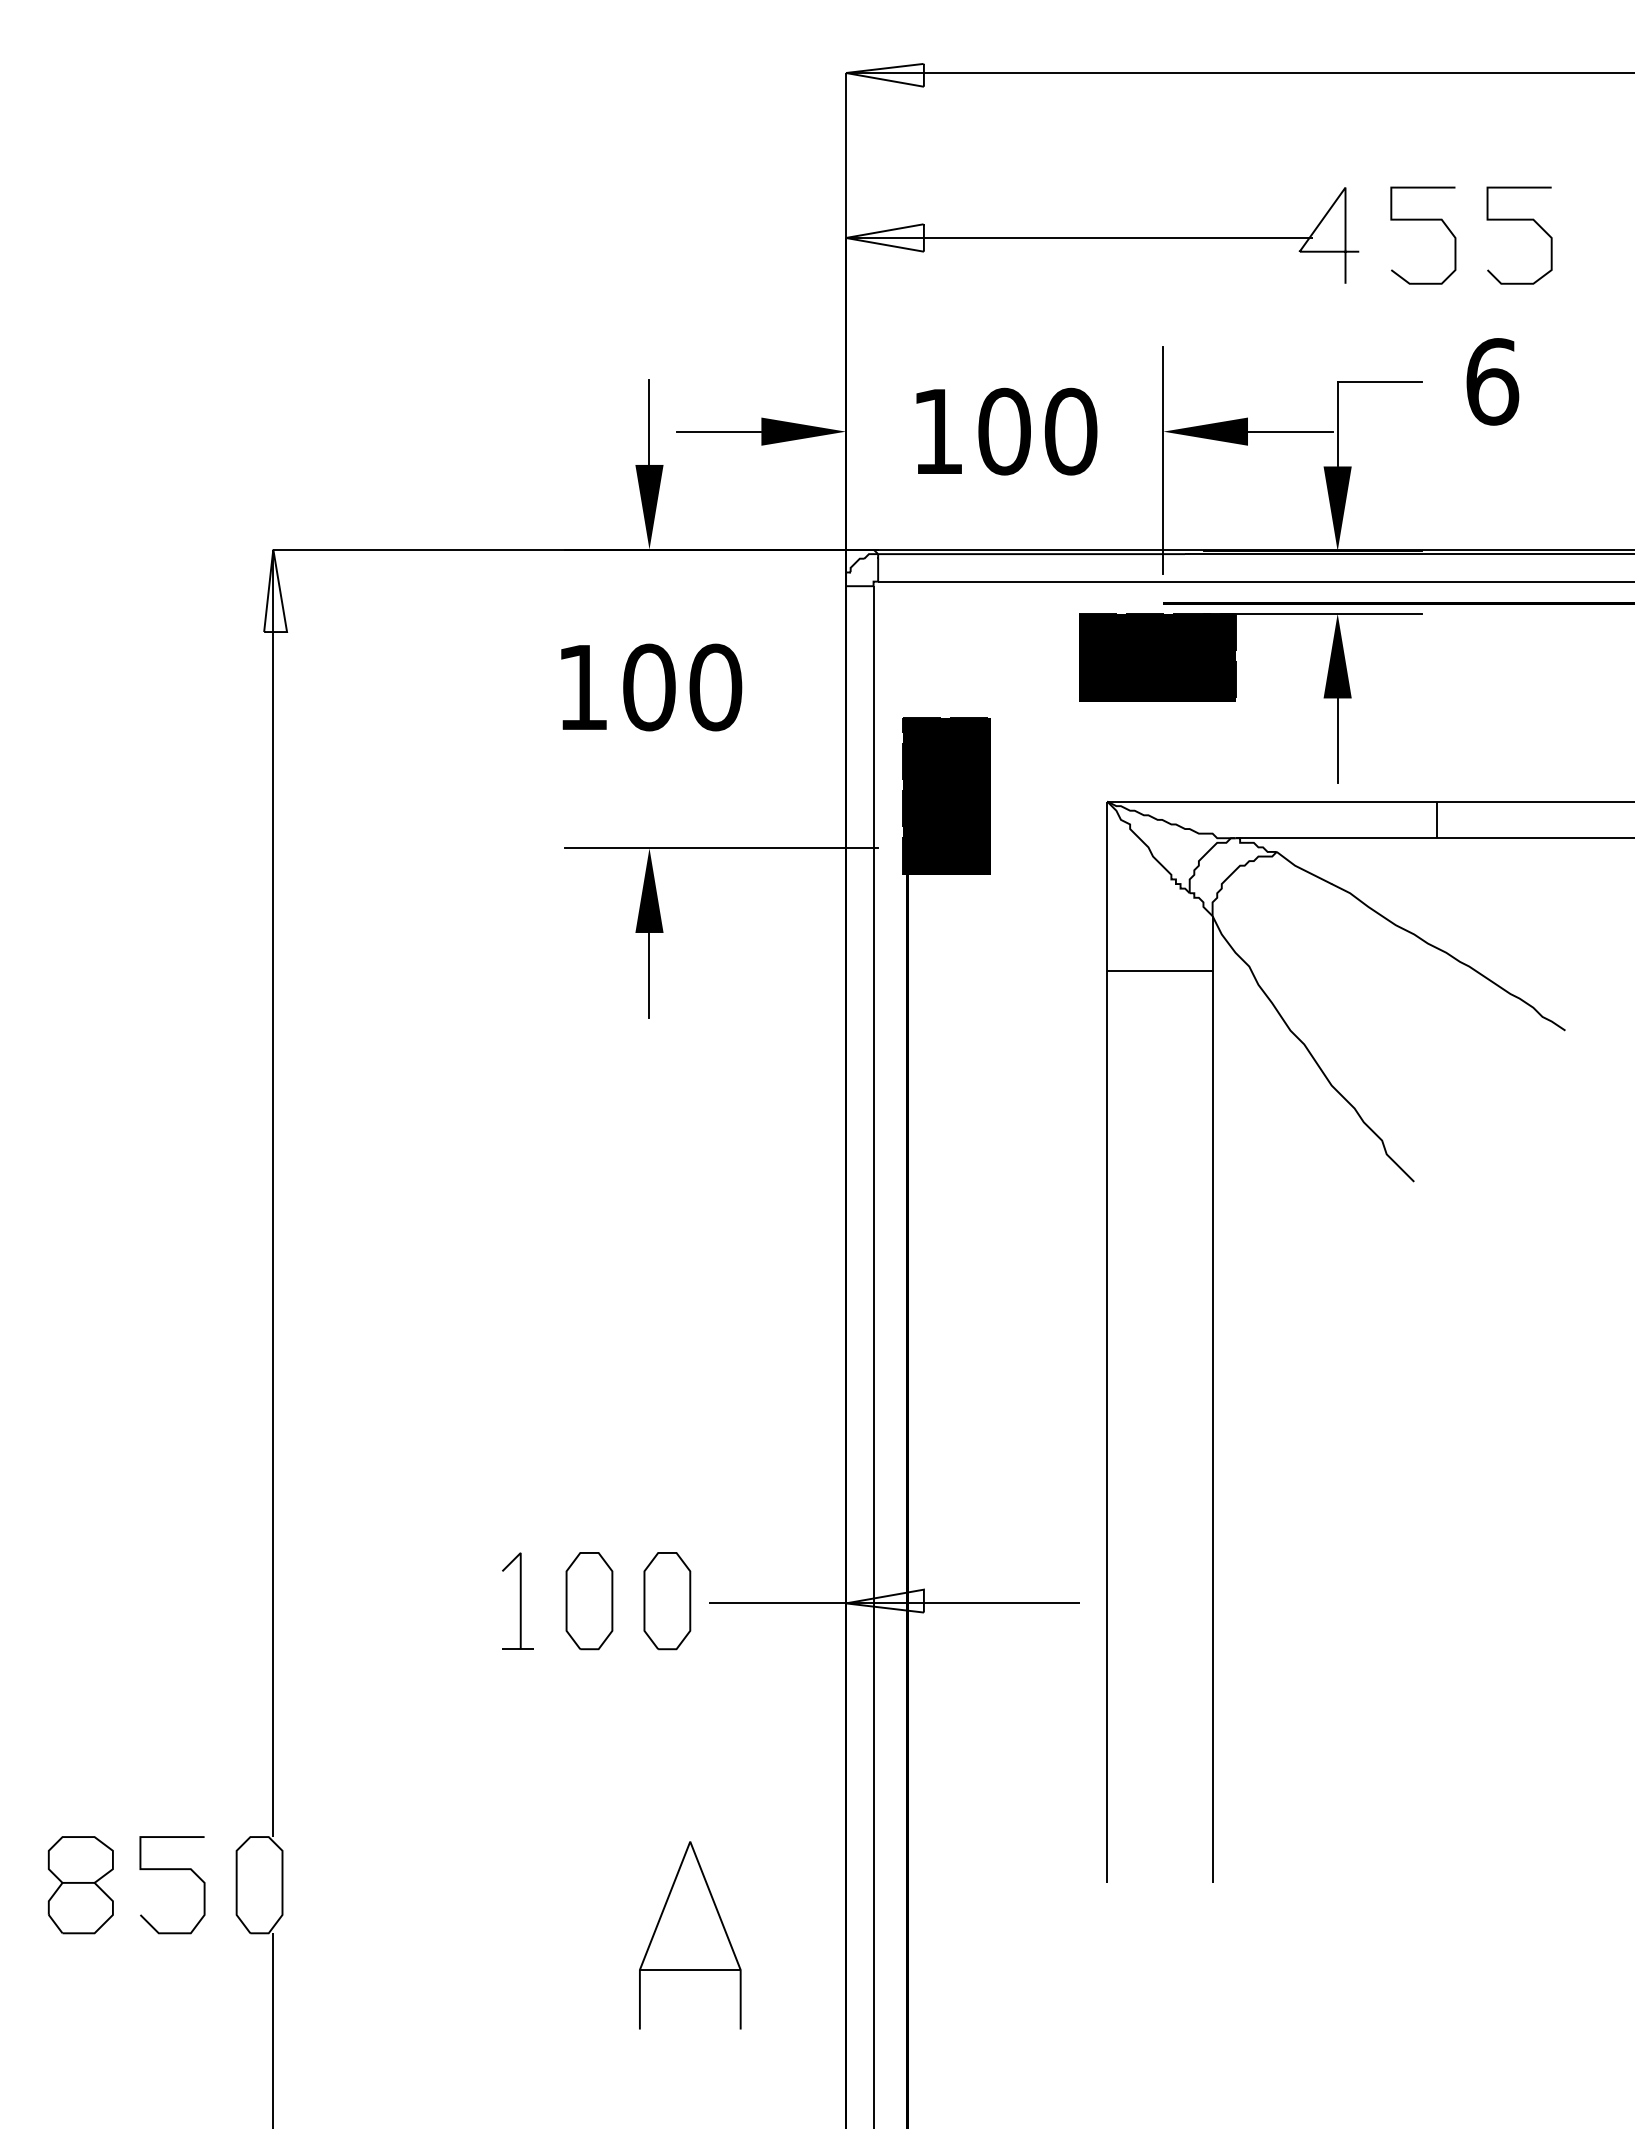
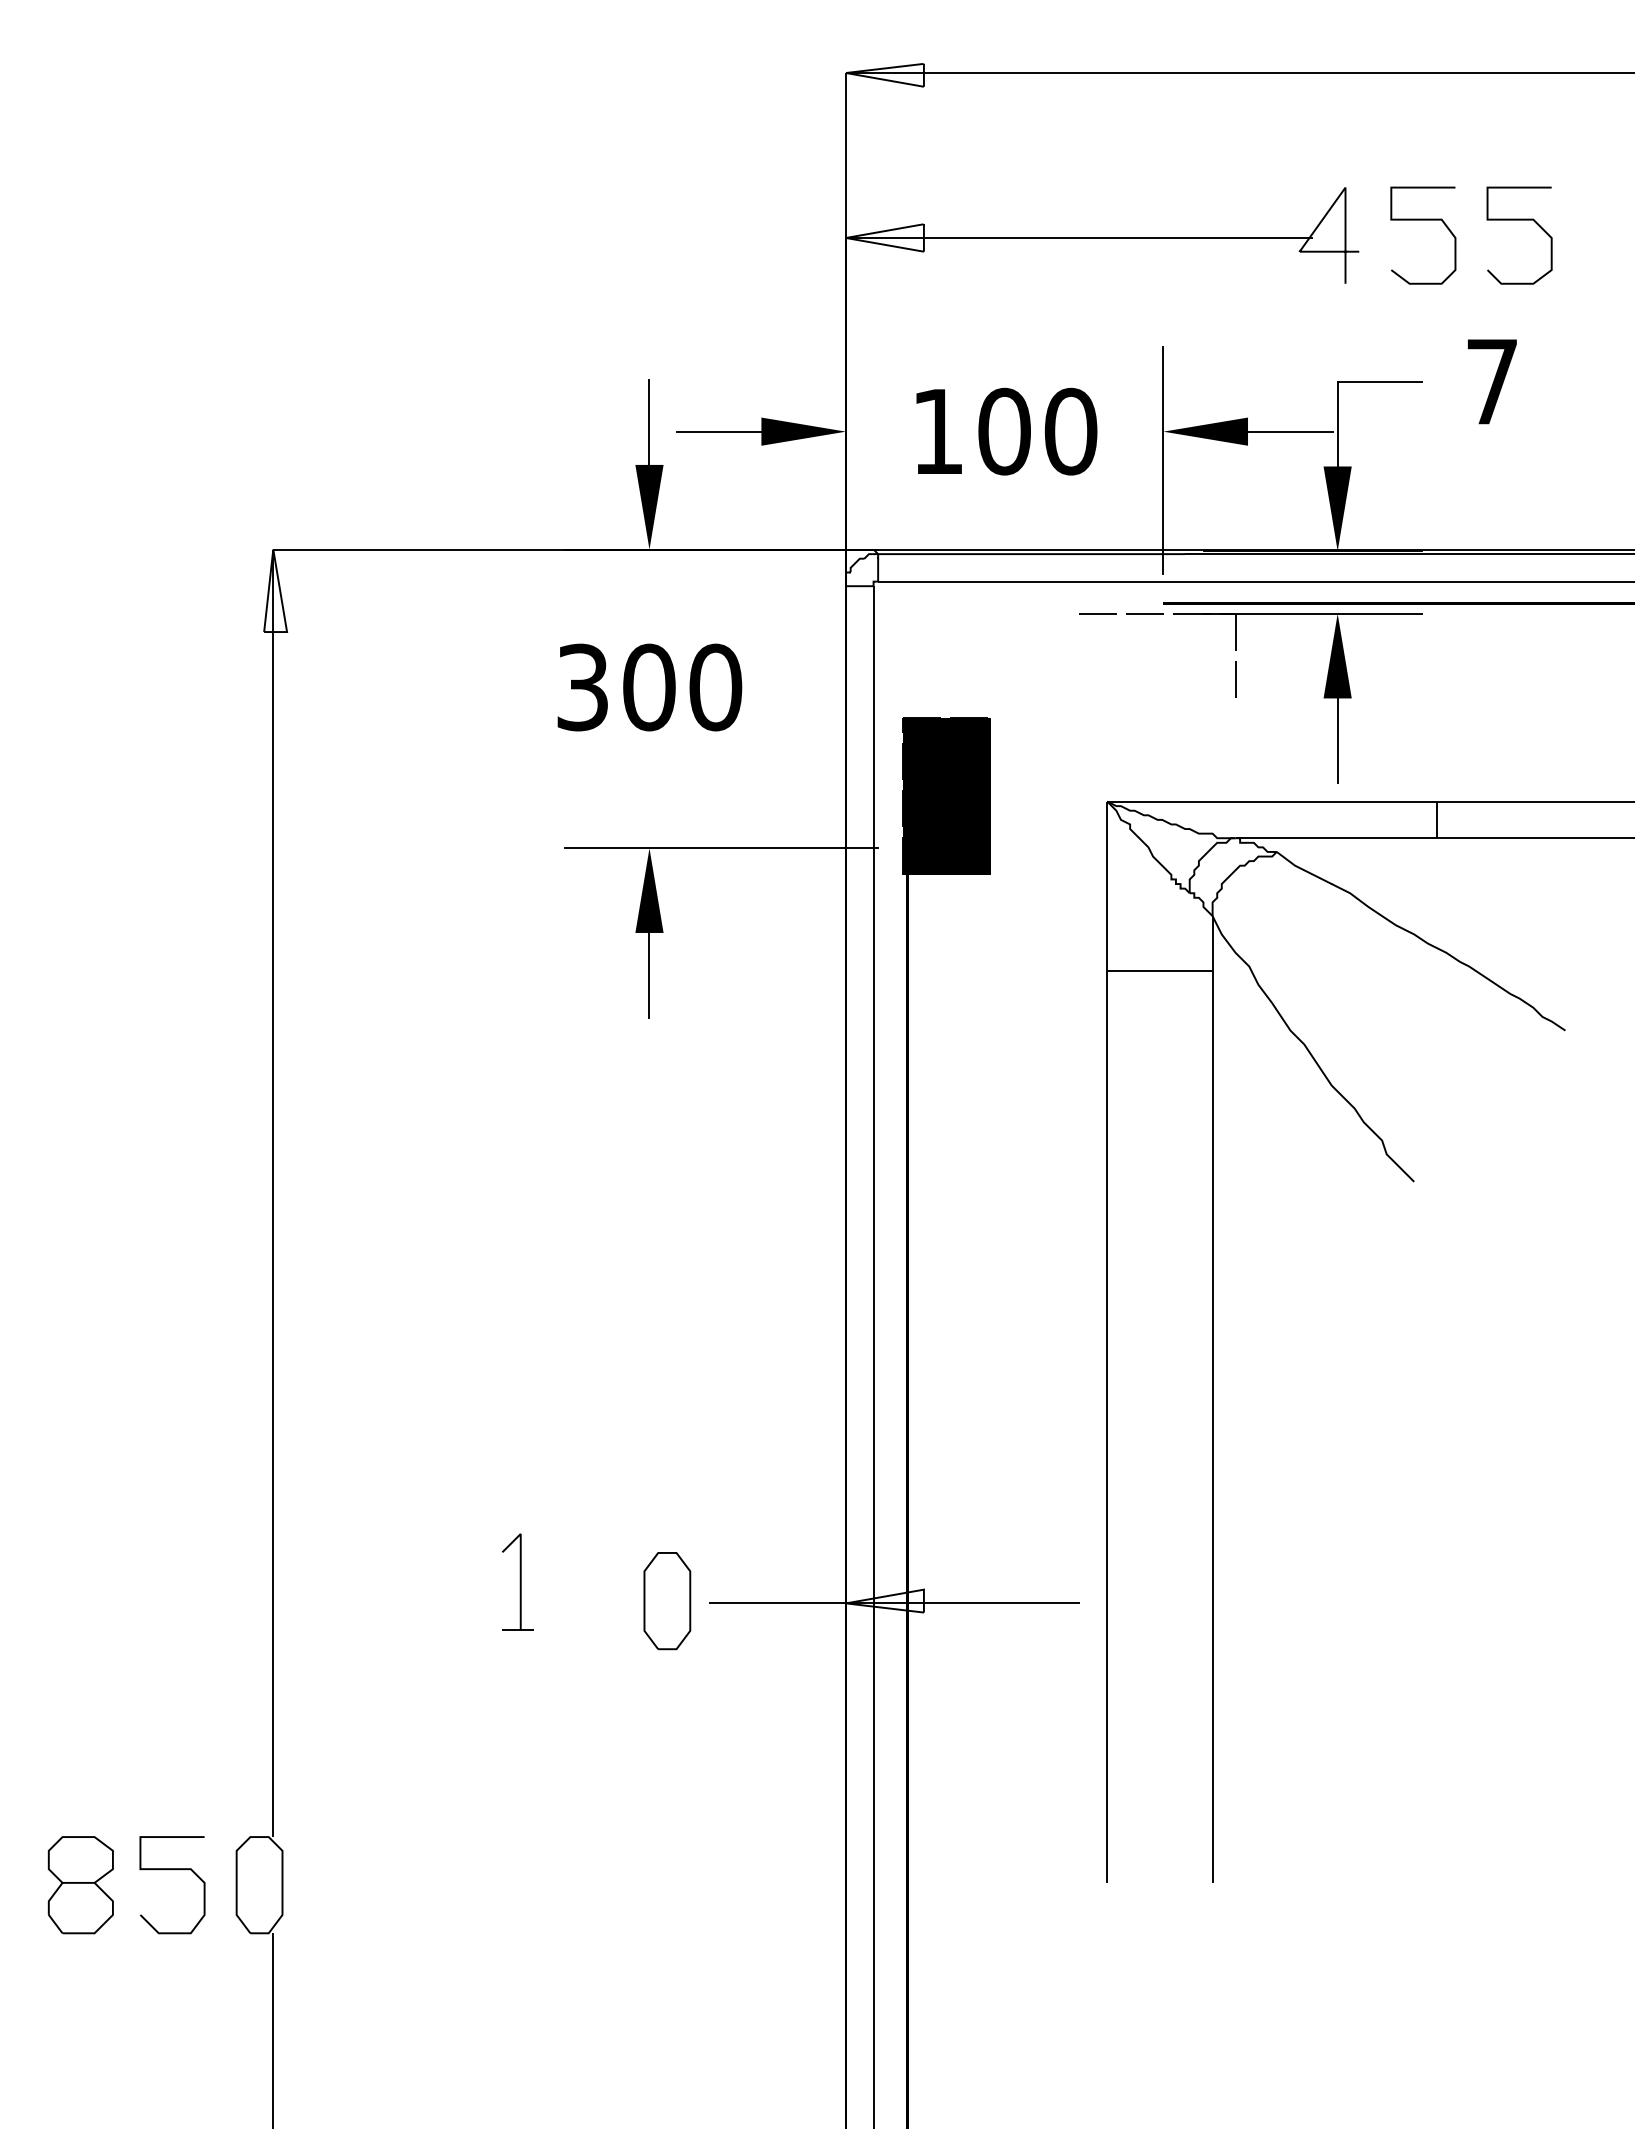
text: 6 -> 7 (1492, 381)
fill: present -> none (1157, 657)
text: 100 -> 300 (582, 687)
part position: (517, 1600) -> (517, 1581) (517, 1581)
part: present -> none (589, 1601)
part: present -> none (690, 1935)
